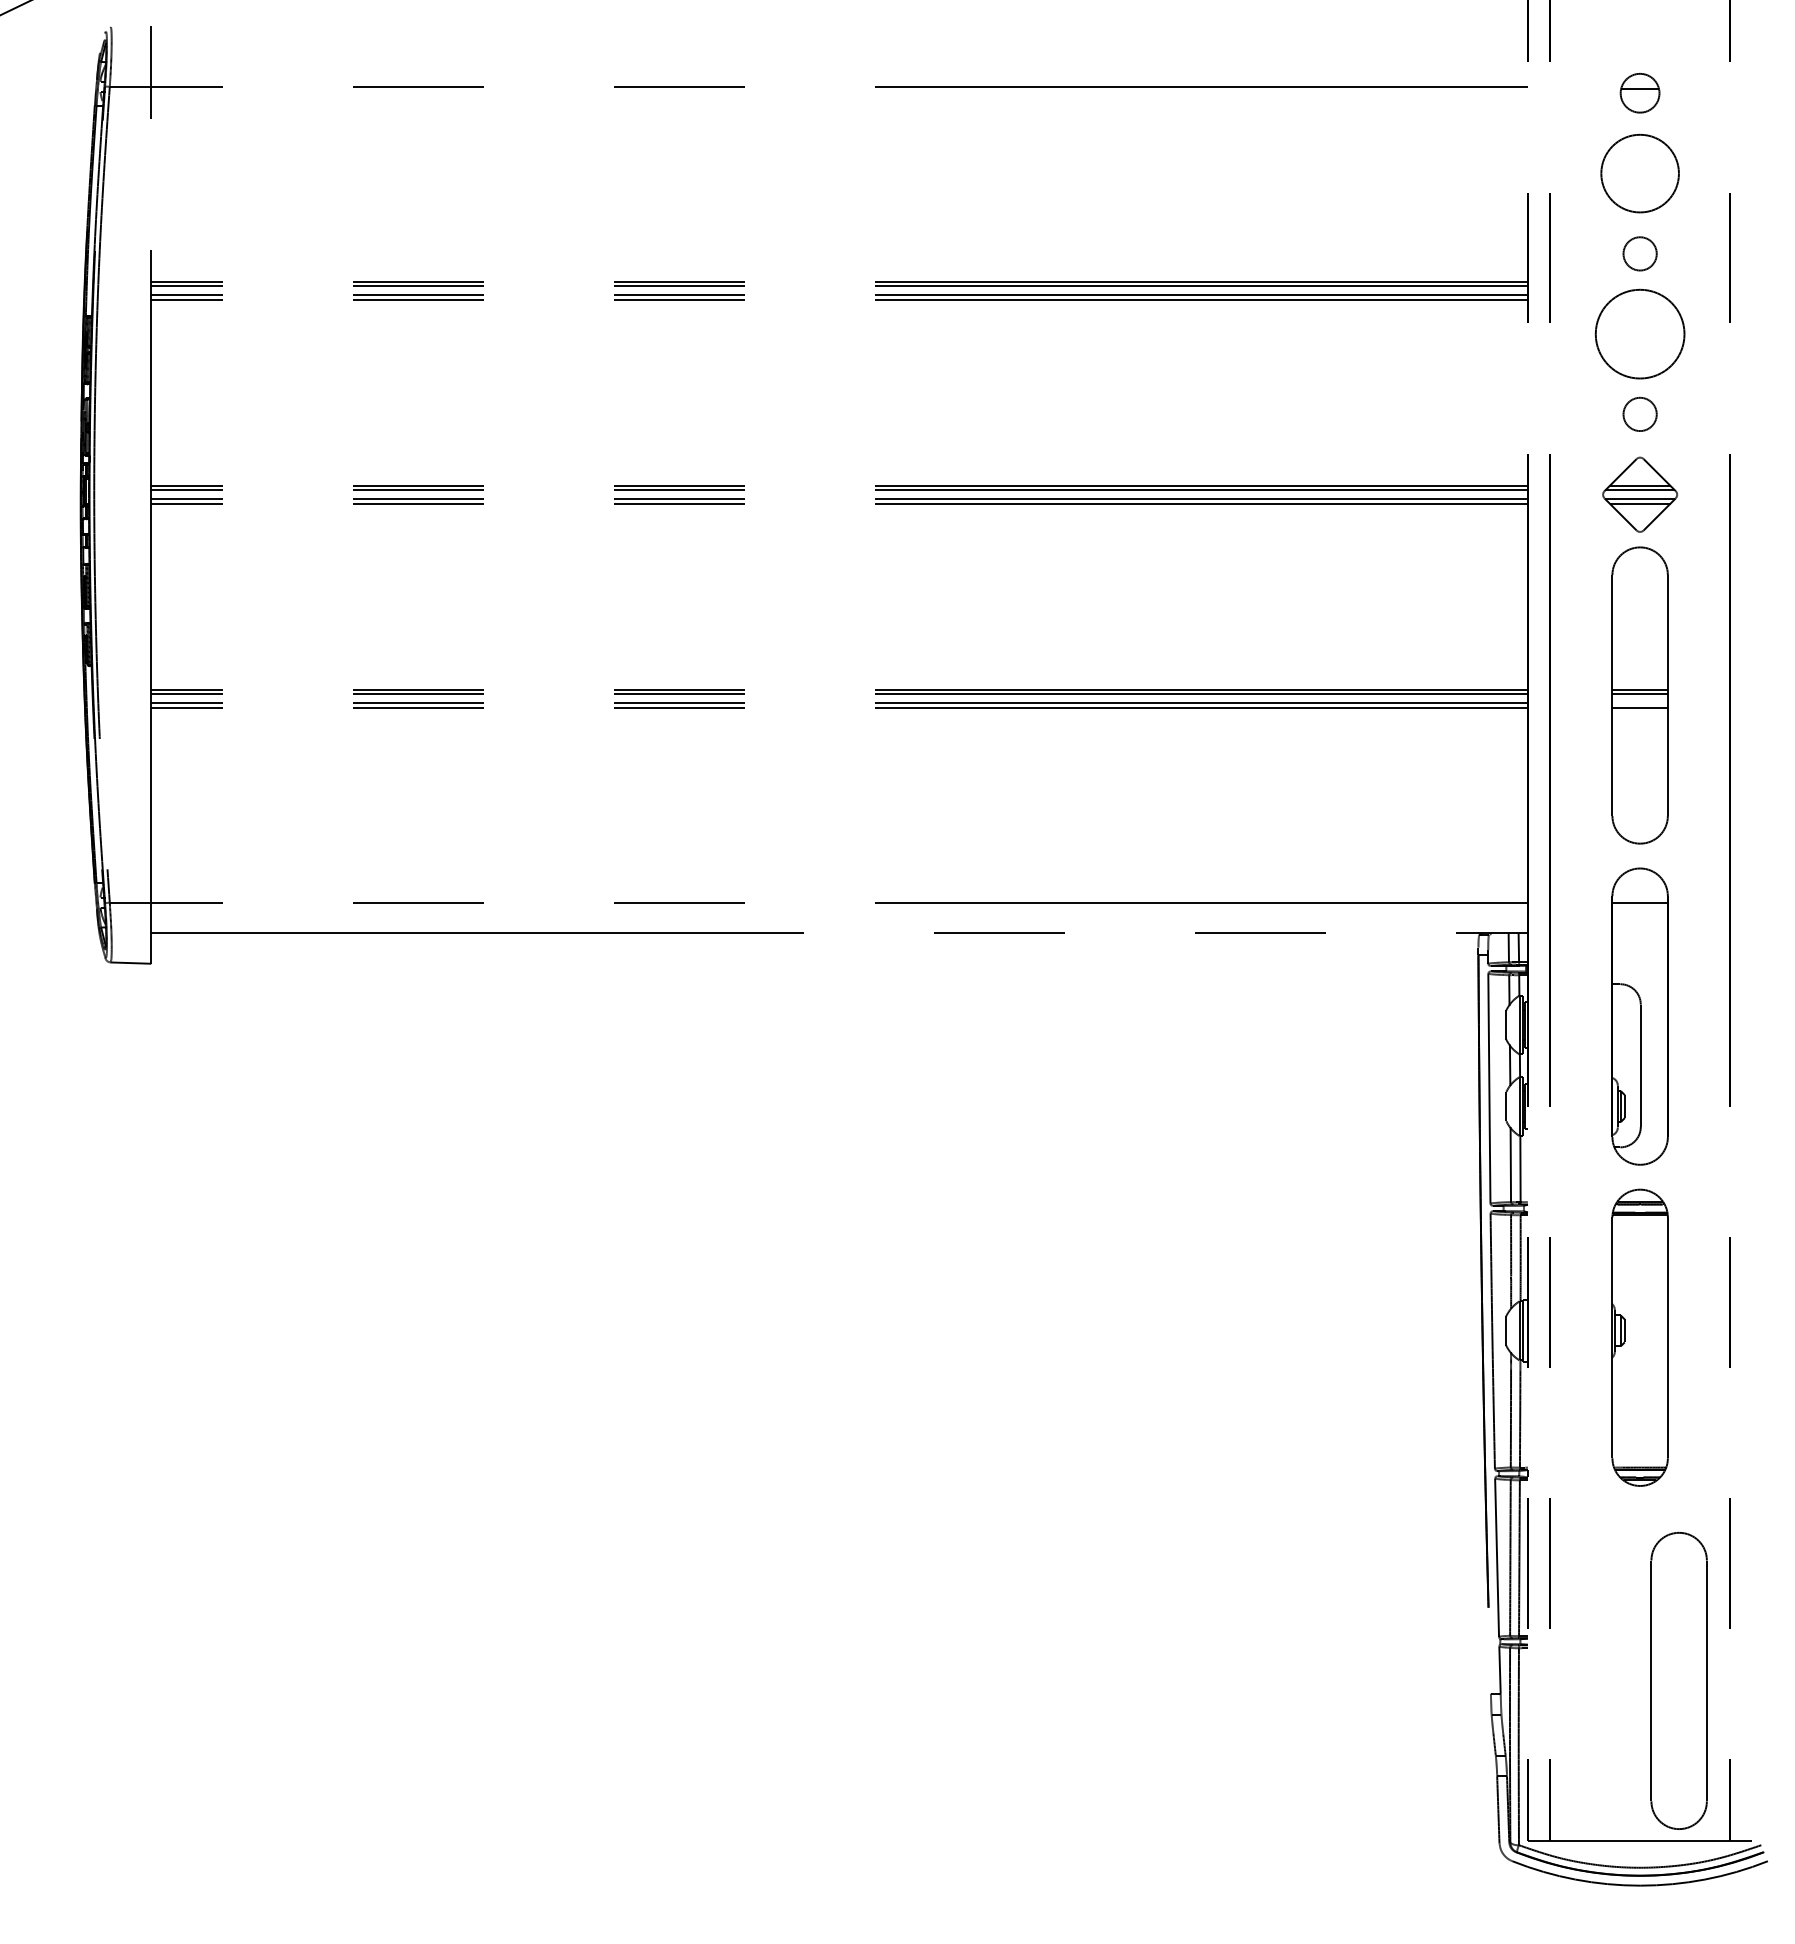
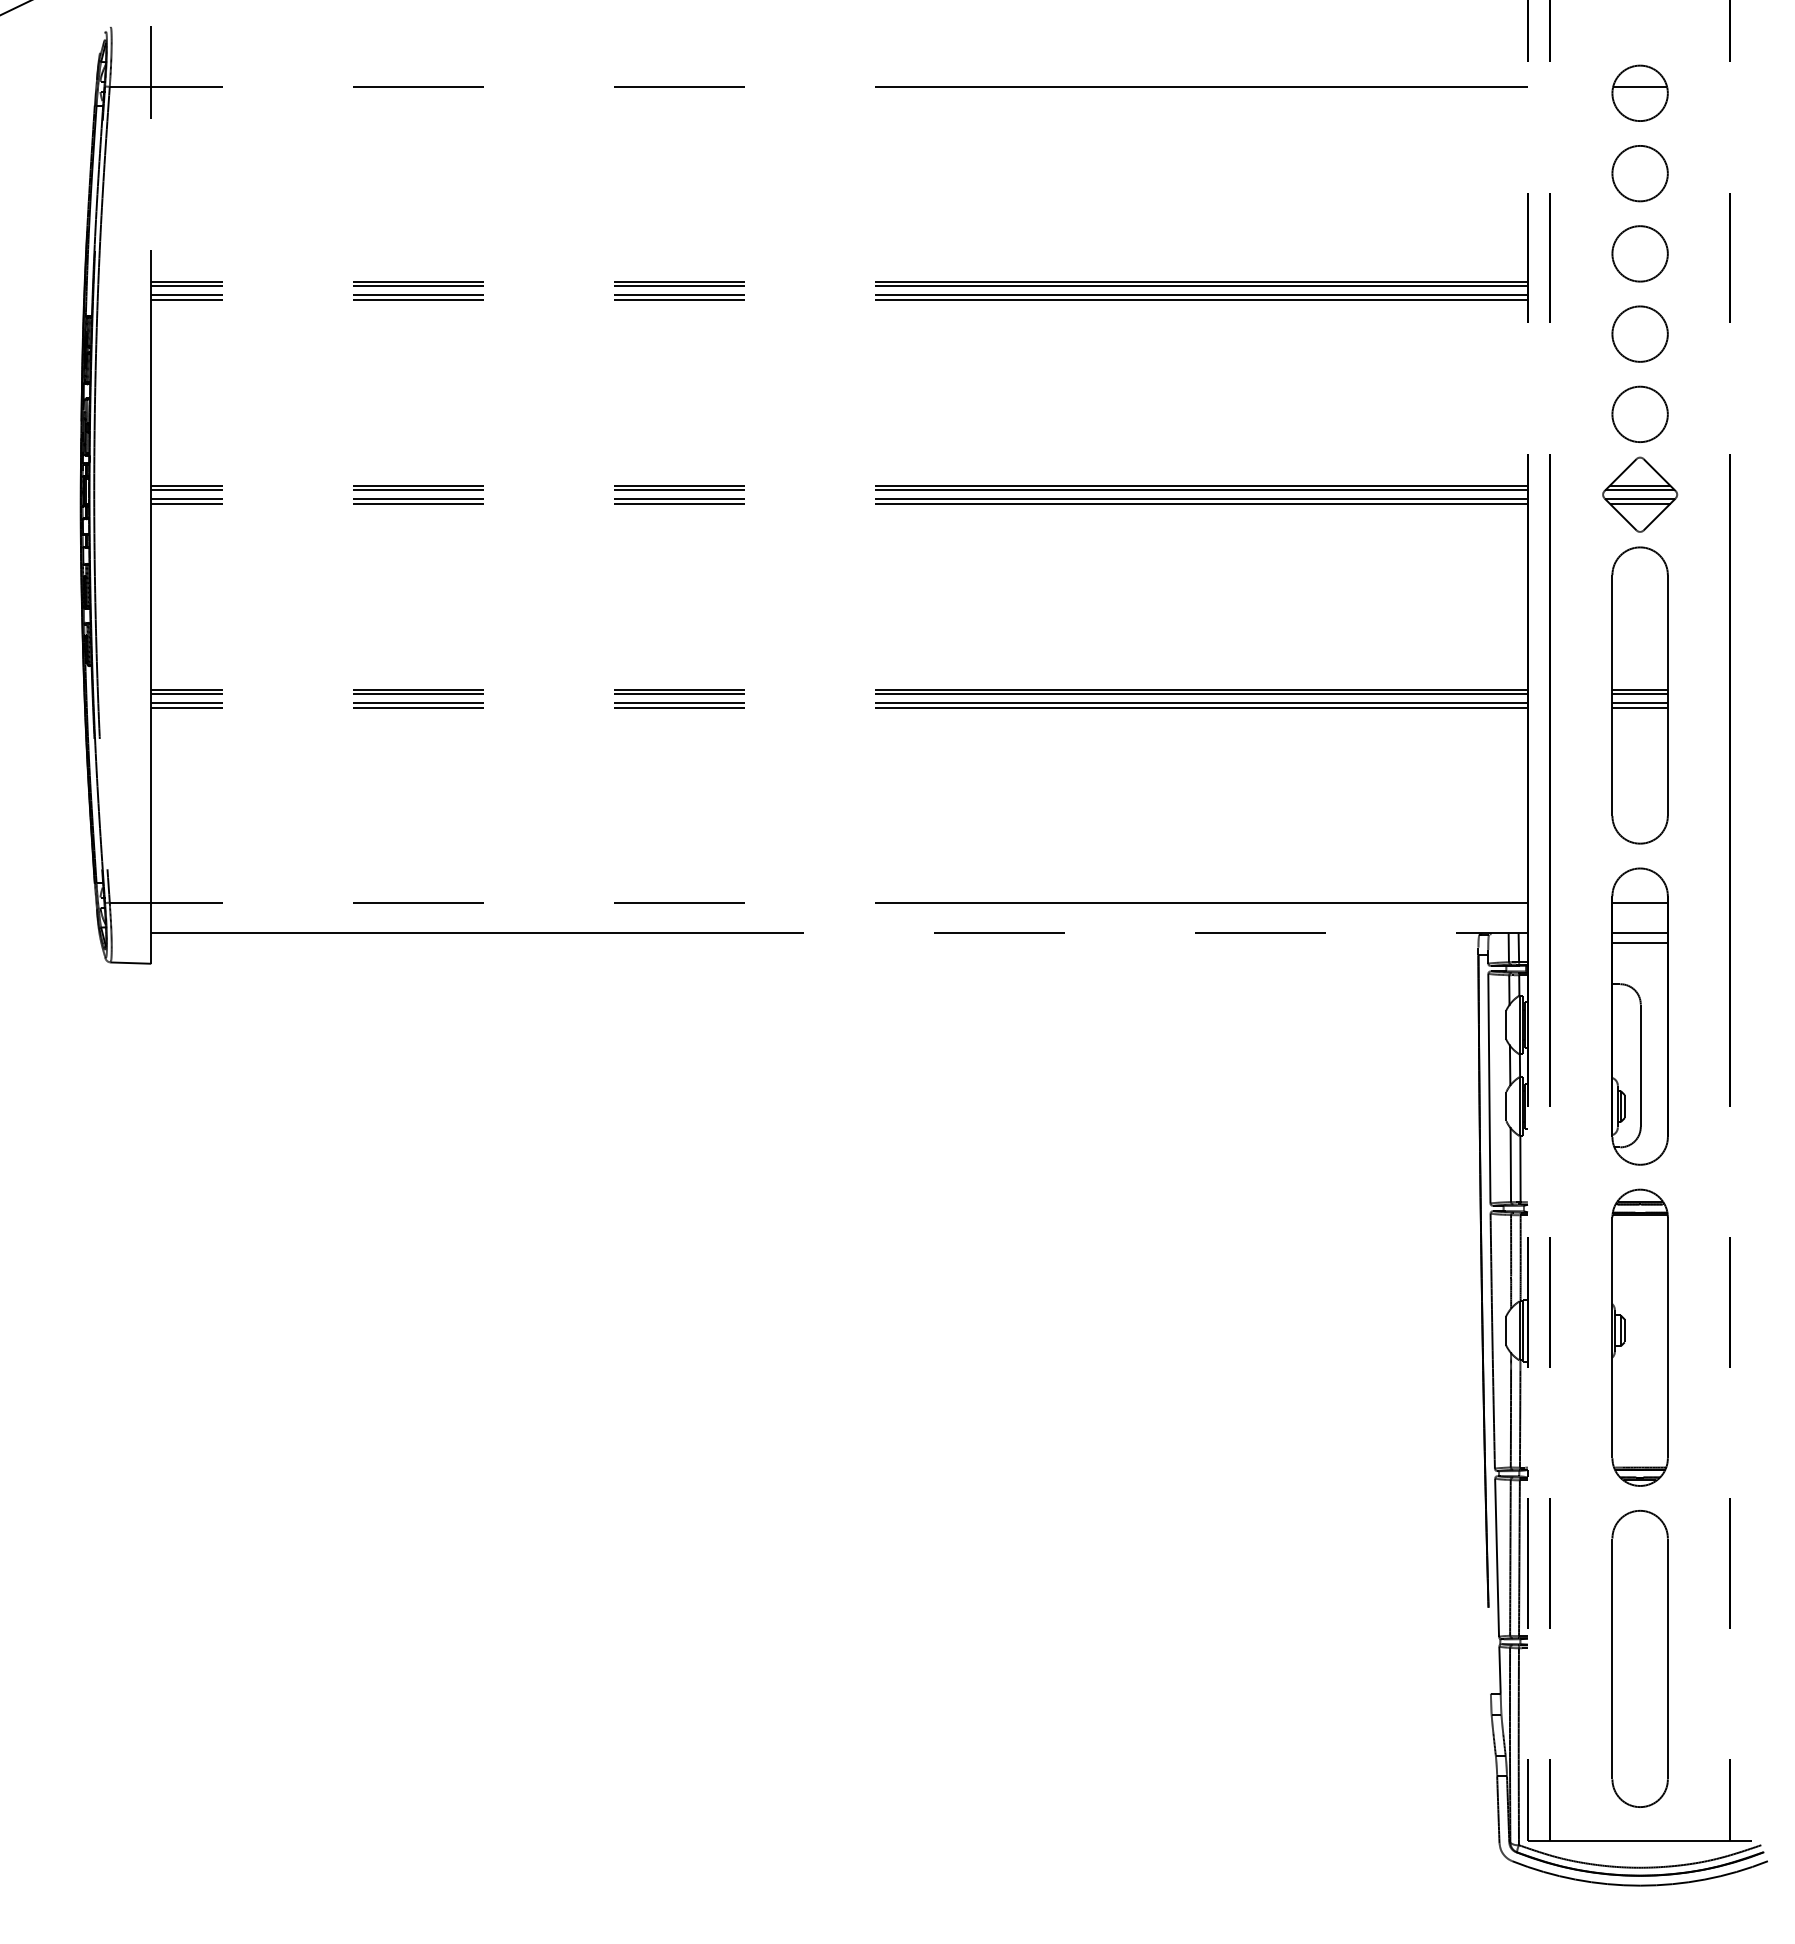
part size: 42x41 px -> 58x58 px (1639, 92)
circle diameter: 78 px -> 55 px (1639, 173)
circle diameter: 33 px -> 55 px (1639, 253)
circle diameter: 89 px -> 55 px (1639, 333)
circle diameter: 33 px -> 55 px (1639, 414)
line: none -> present (1639, 703)
line: none -> present (1639, 933)
line: none -> present (1639, 943)
part position: (1678, 1680) -> (1639, 1658) (1639, 1658)
